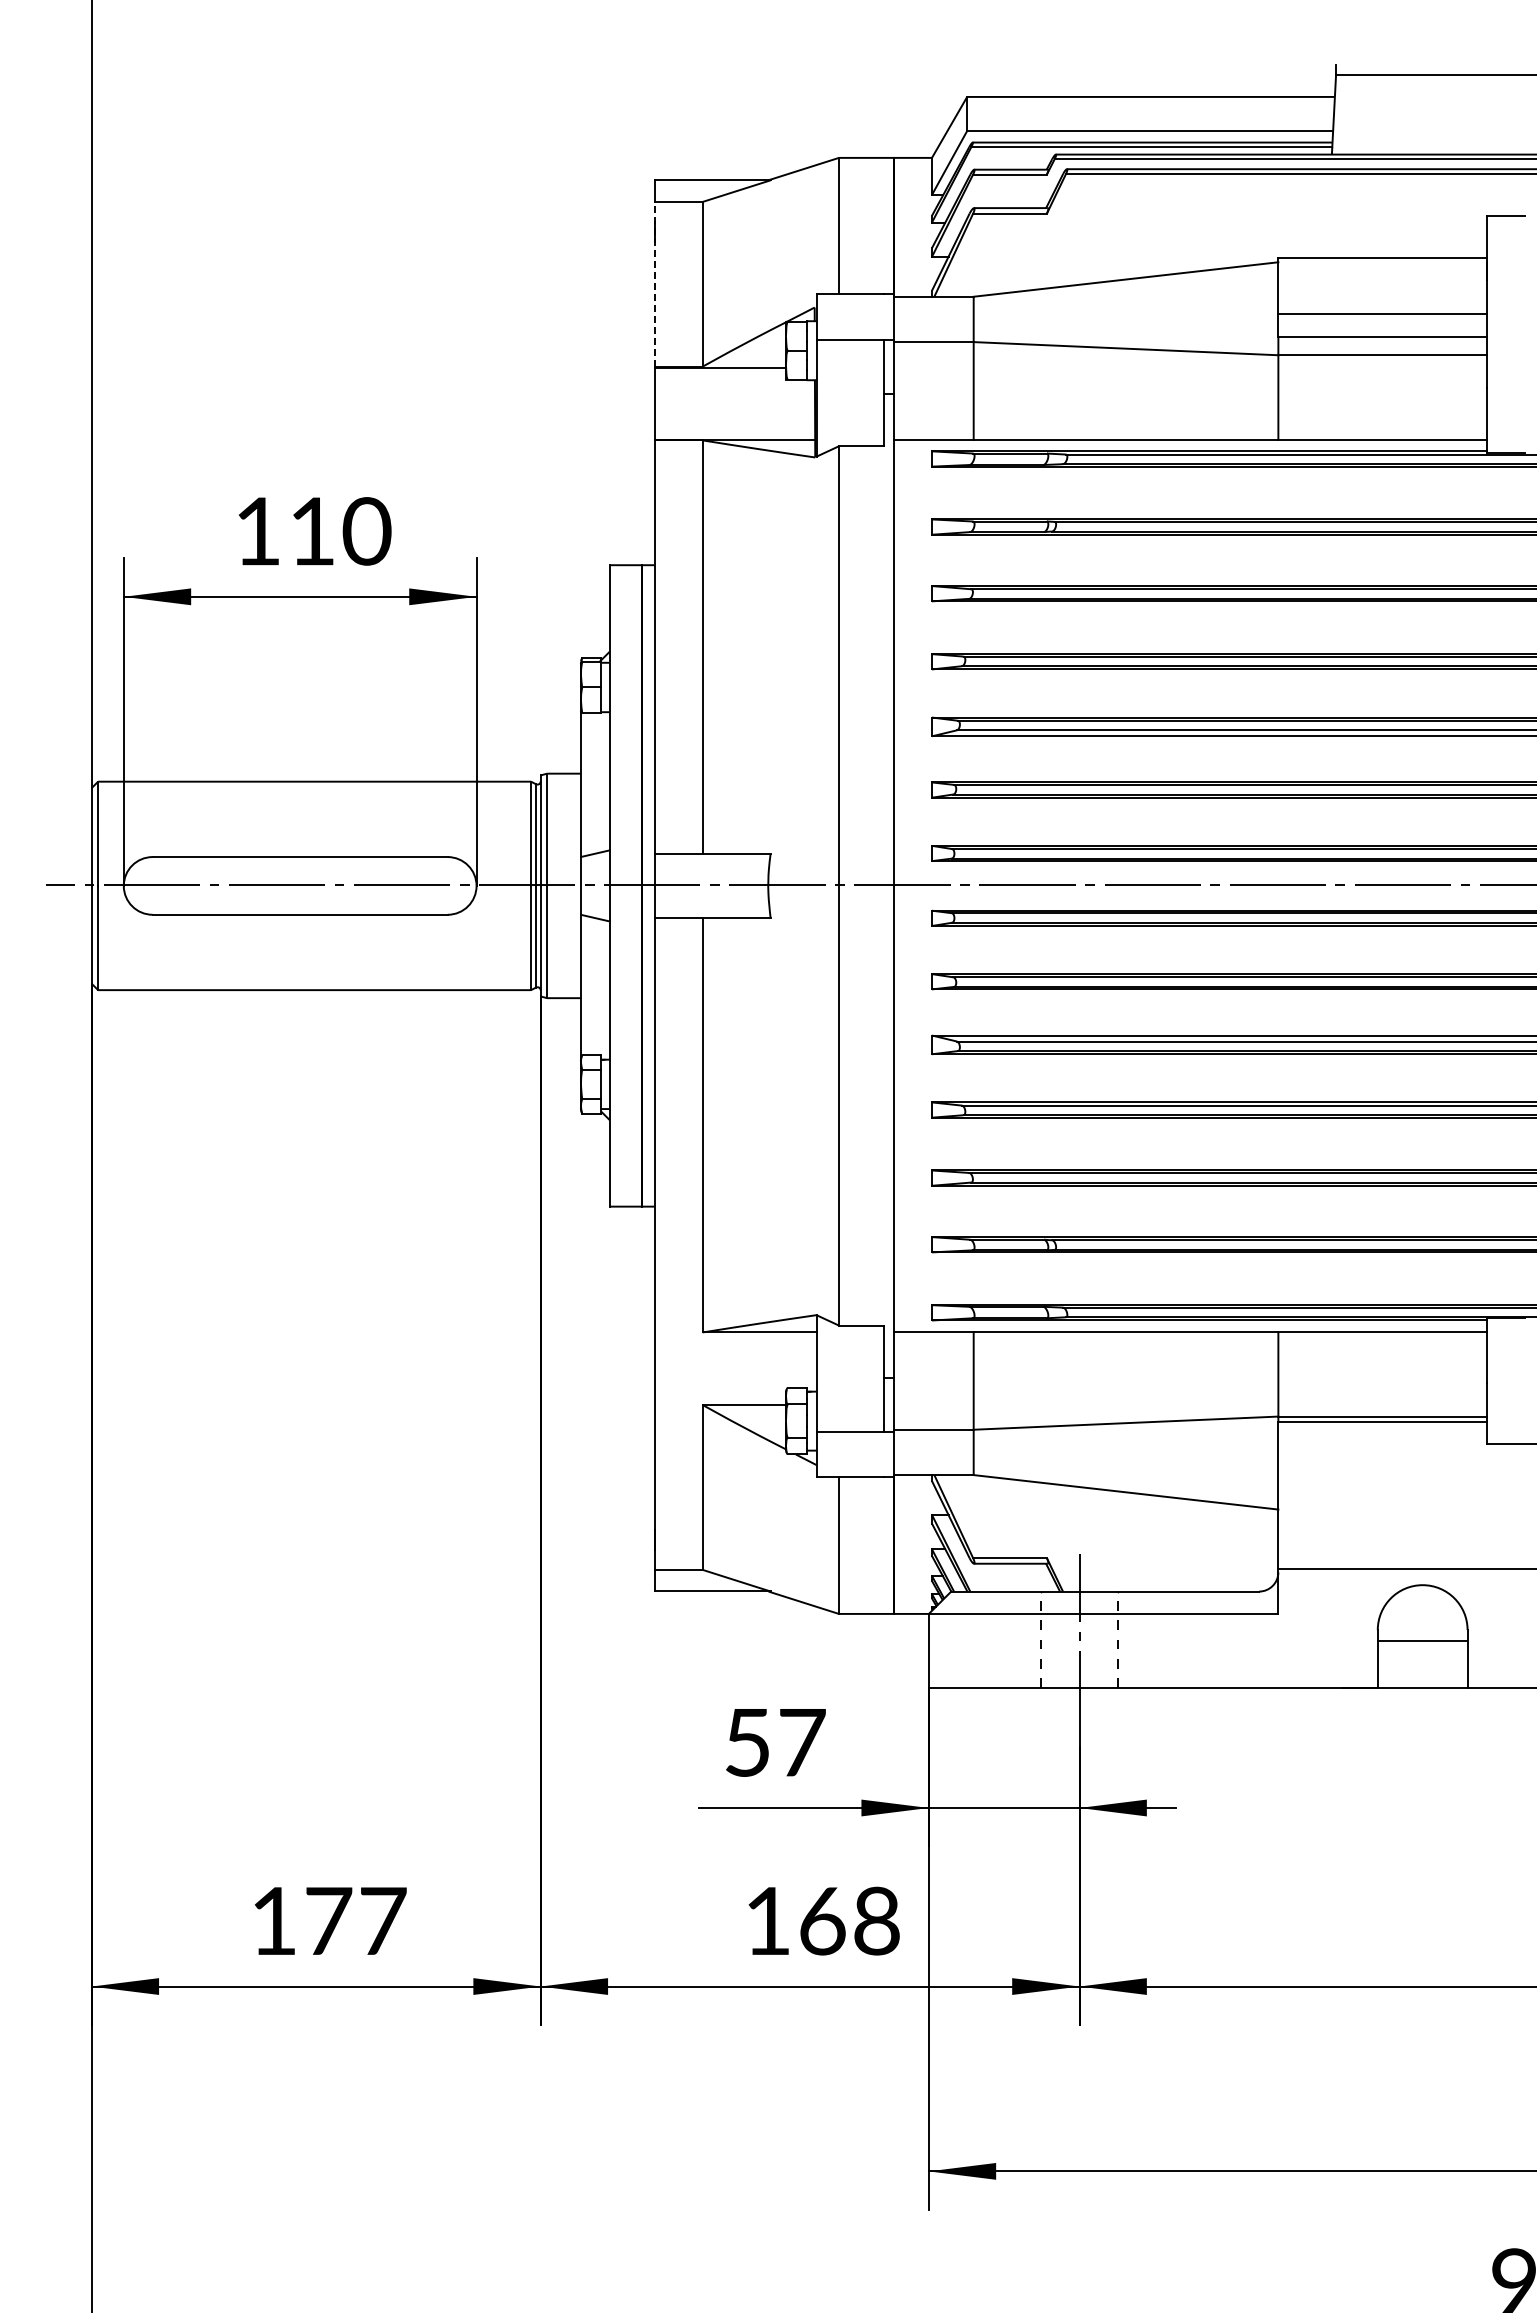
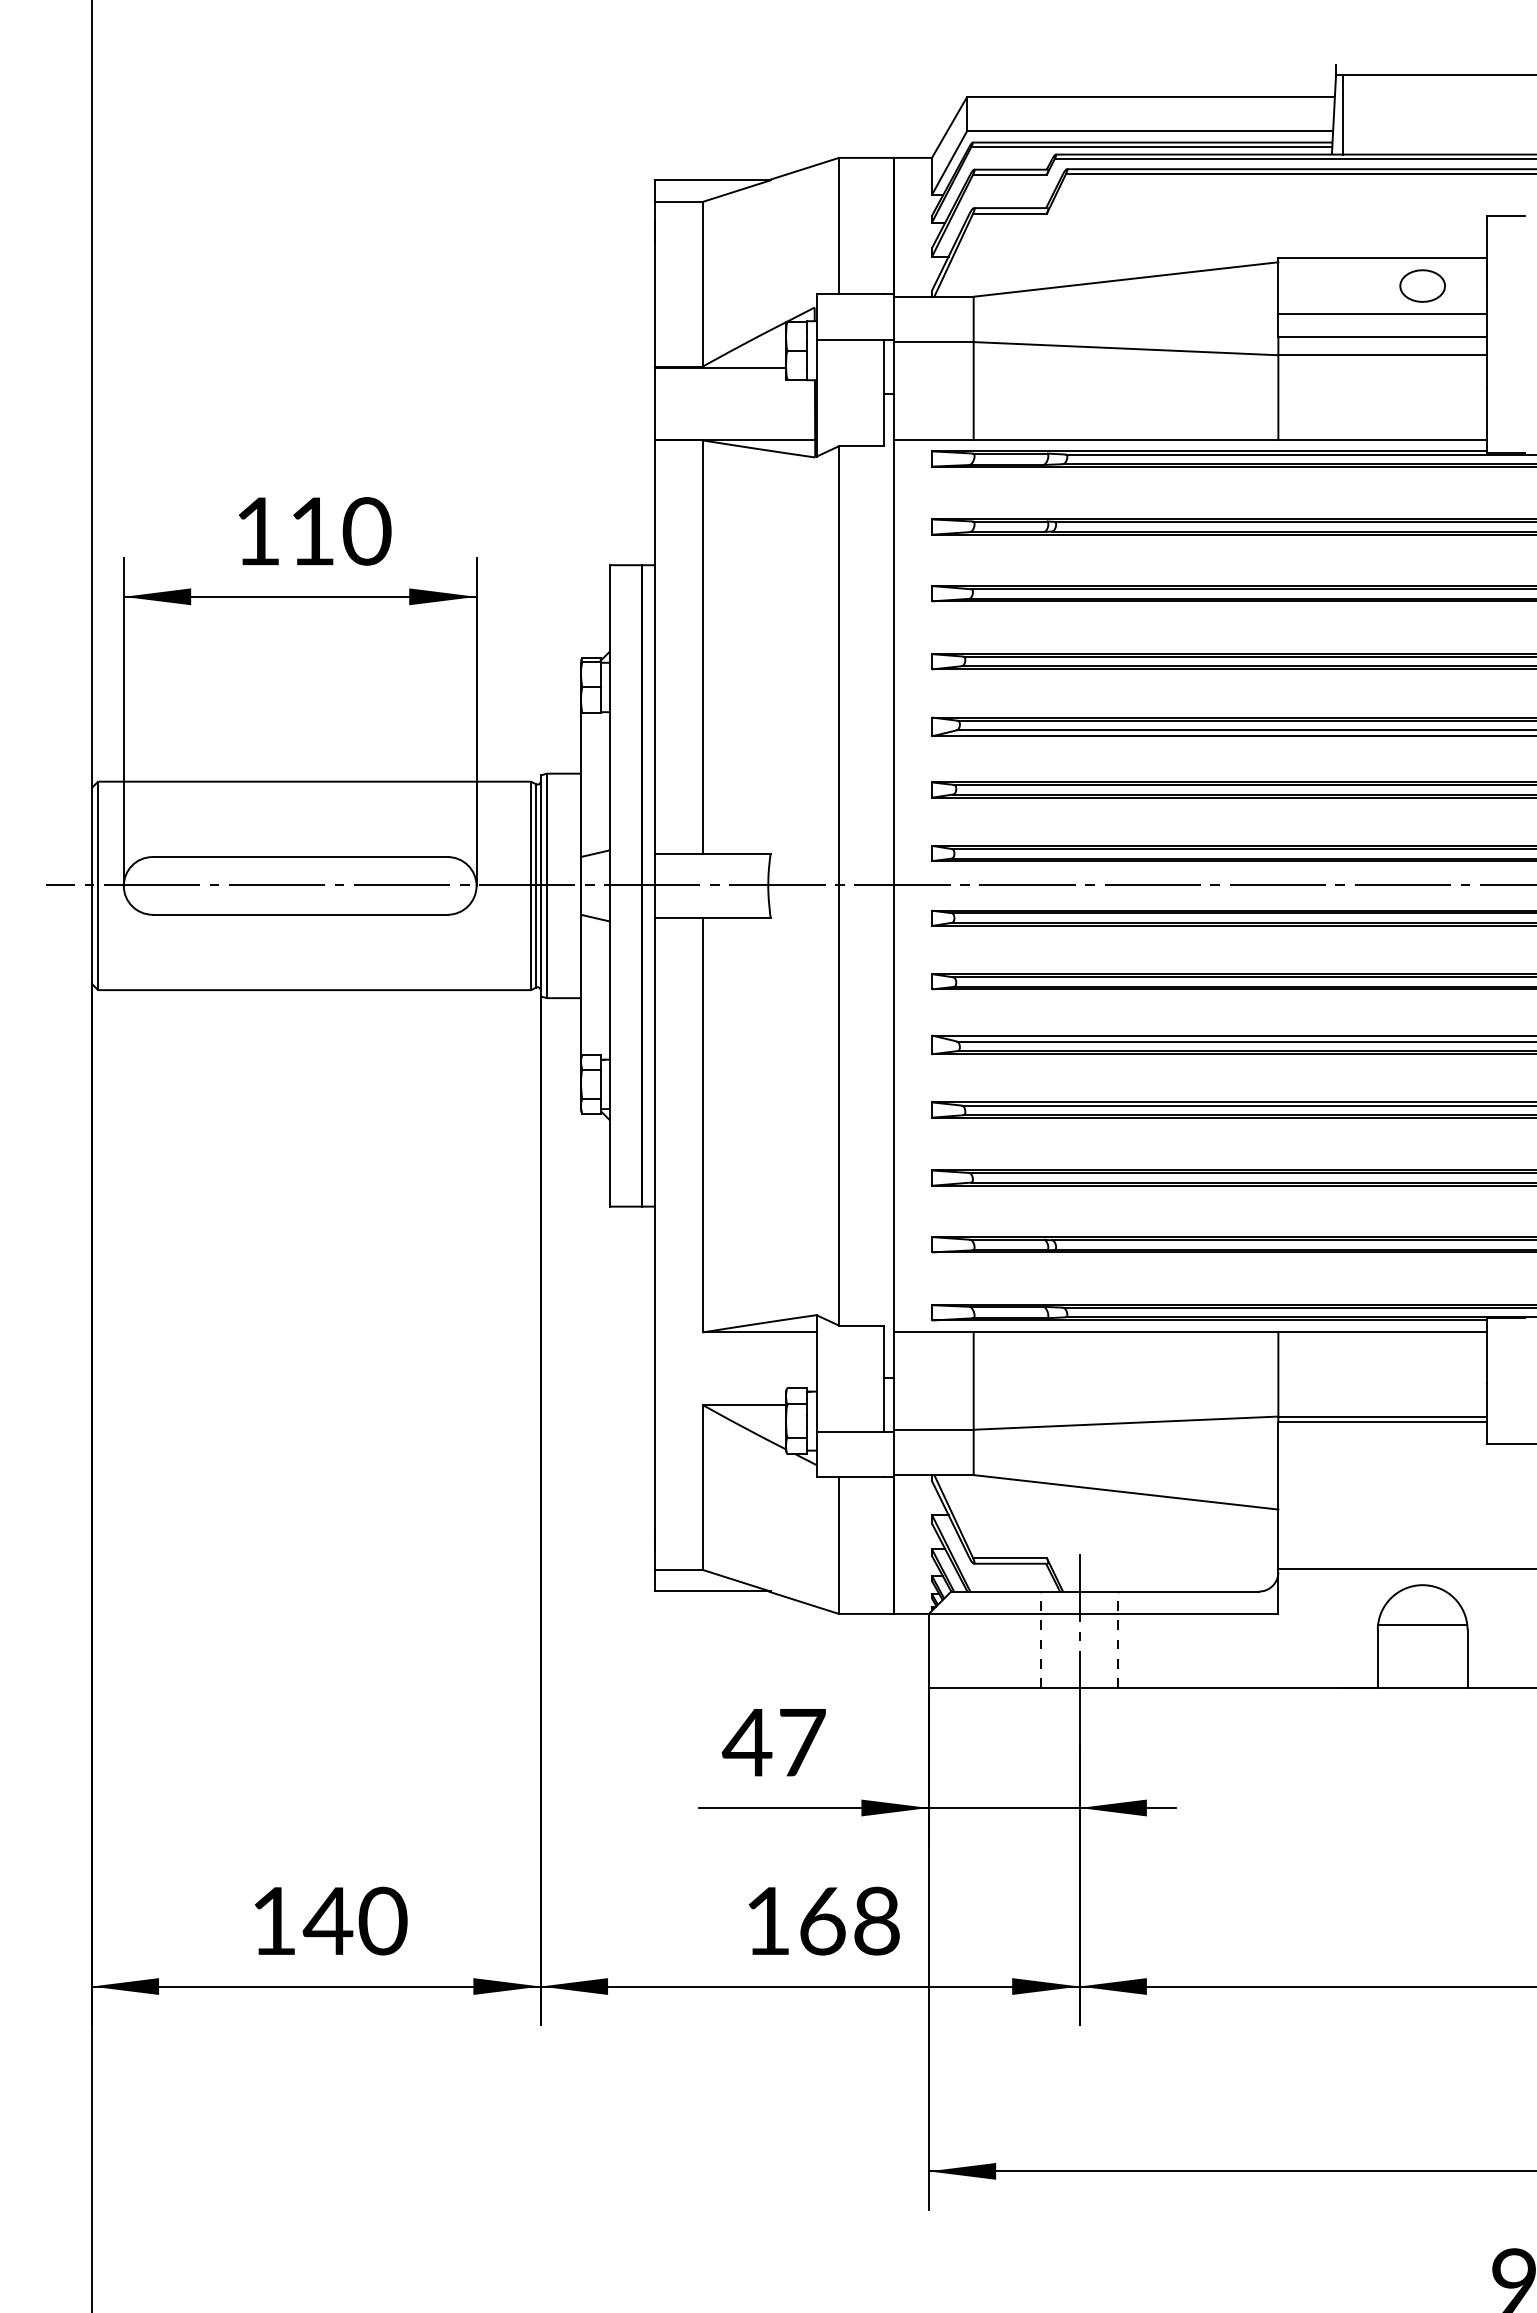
line: none -> present (1342, 114)
line: dashed -> solid (654, 283)
part: none -> present (1422, 285)
line position: (1422, 1640) -> (1422, 1624) (1422, 1624)
text: 57 -> 47 (746, 1742)
text: 177 -> 140 (354, 1920)
